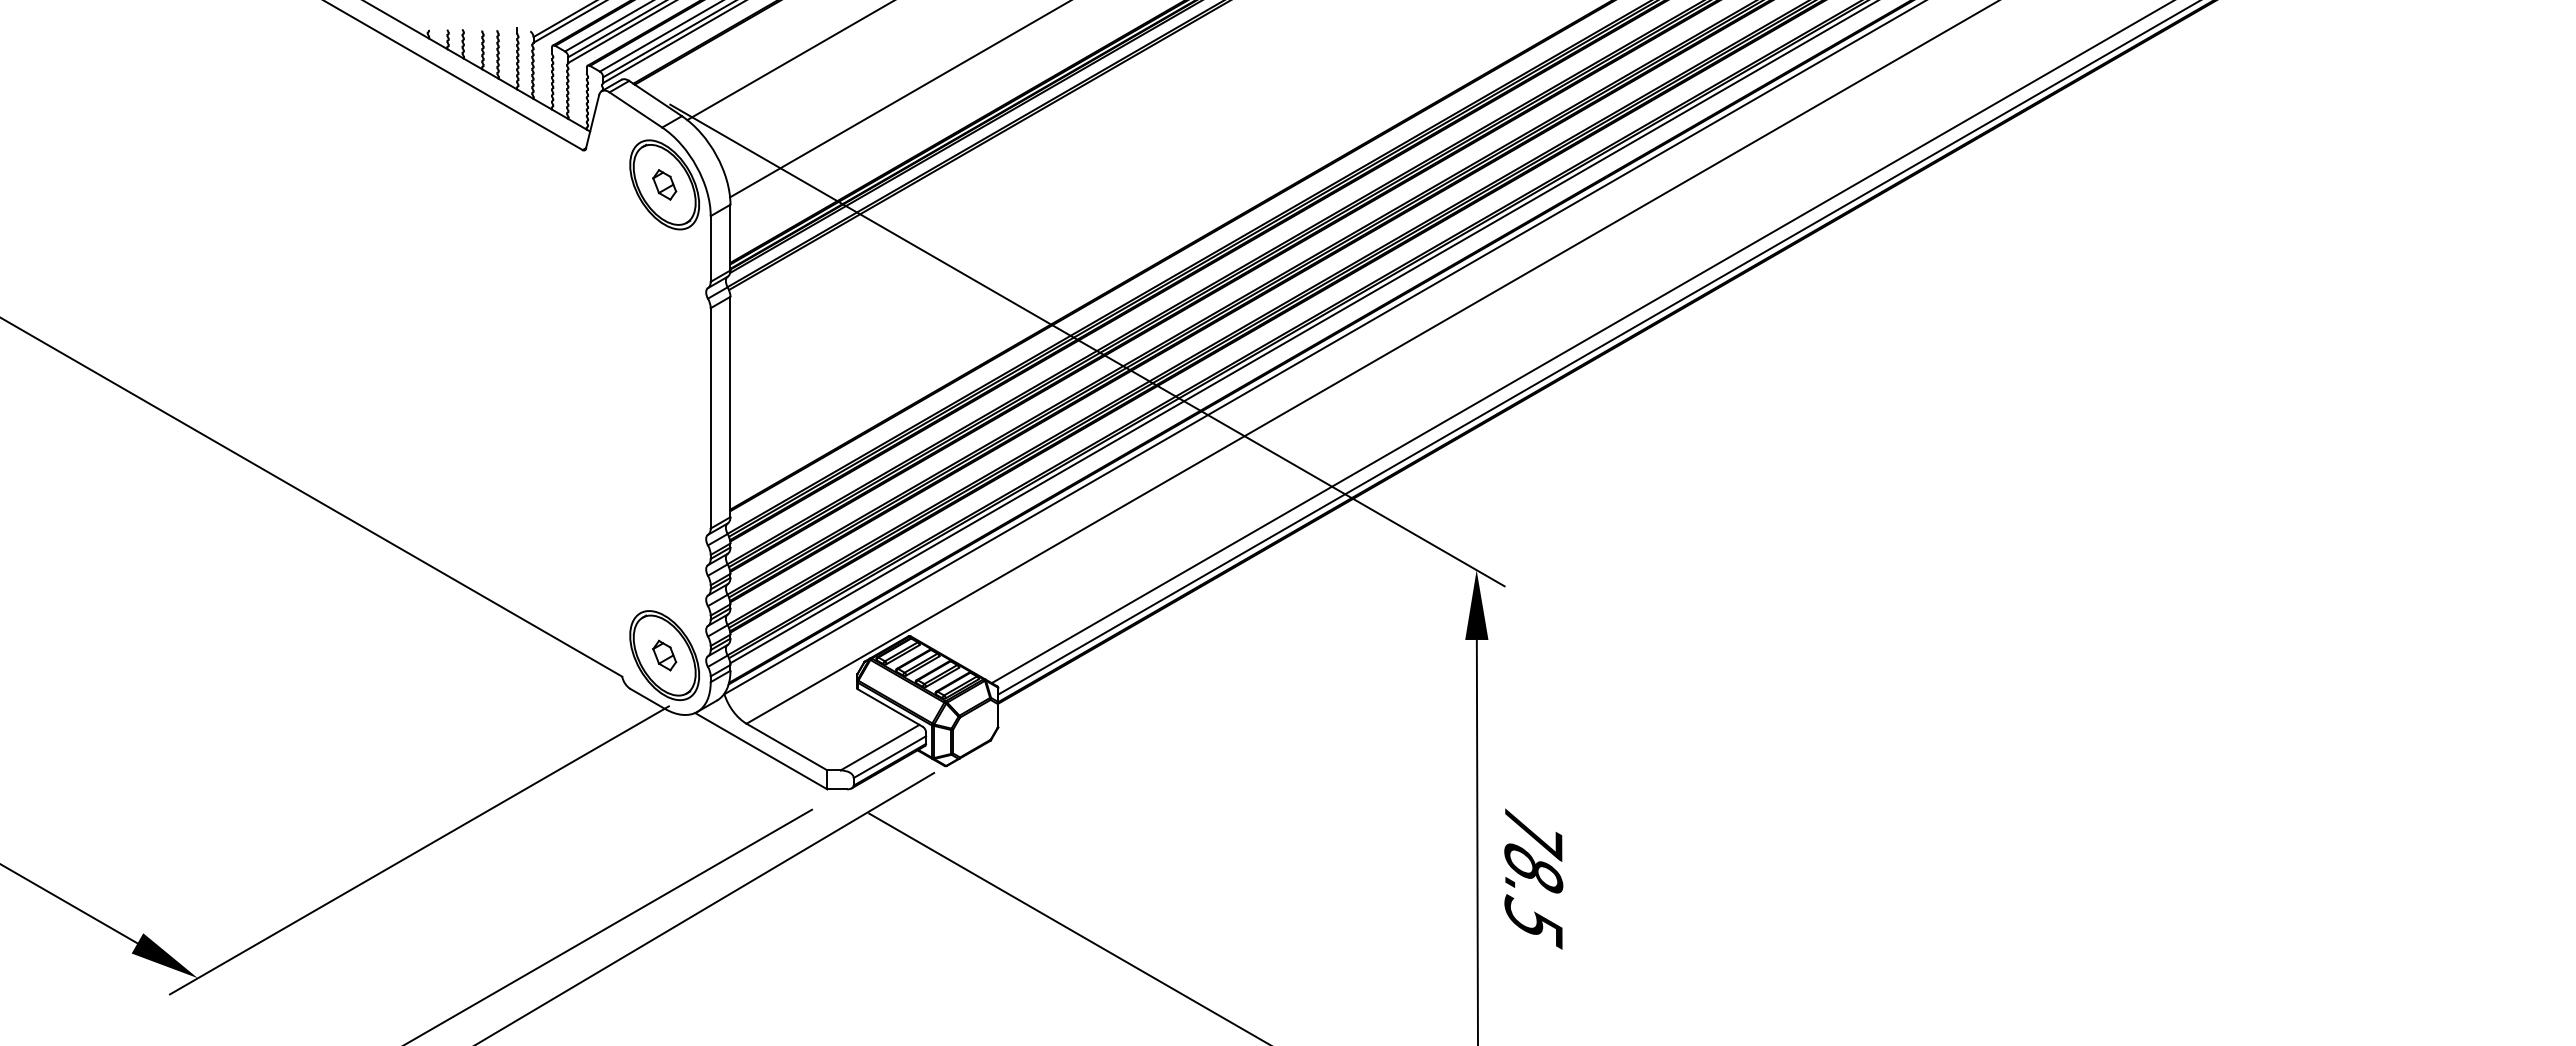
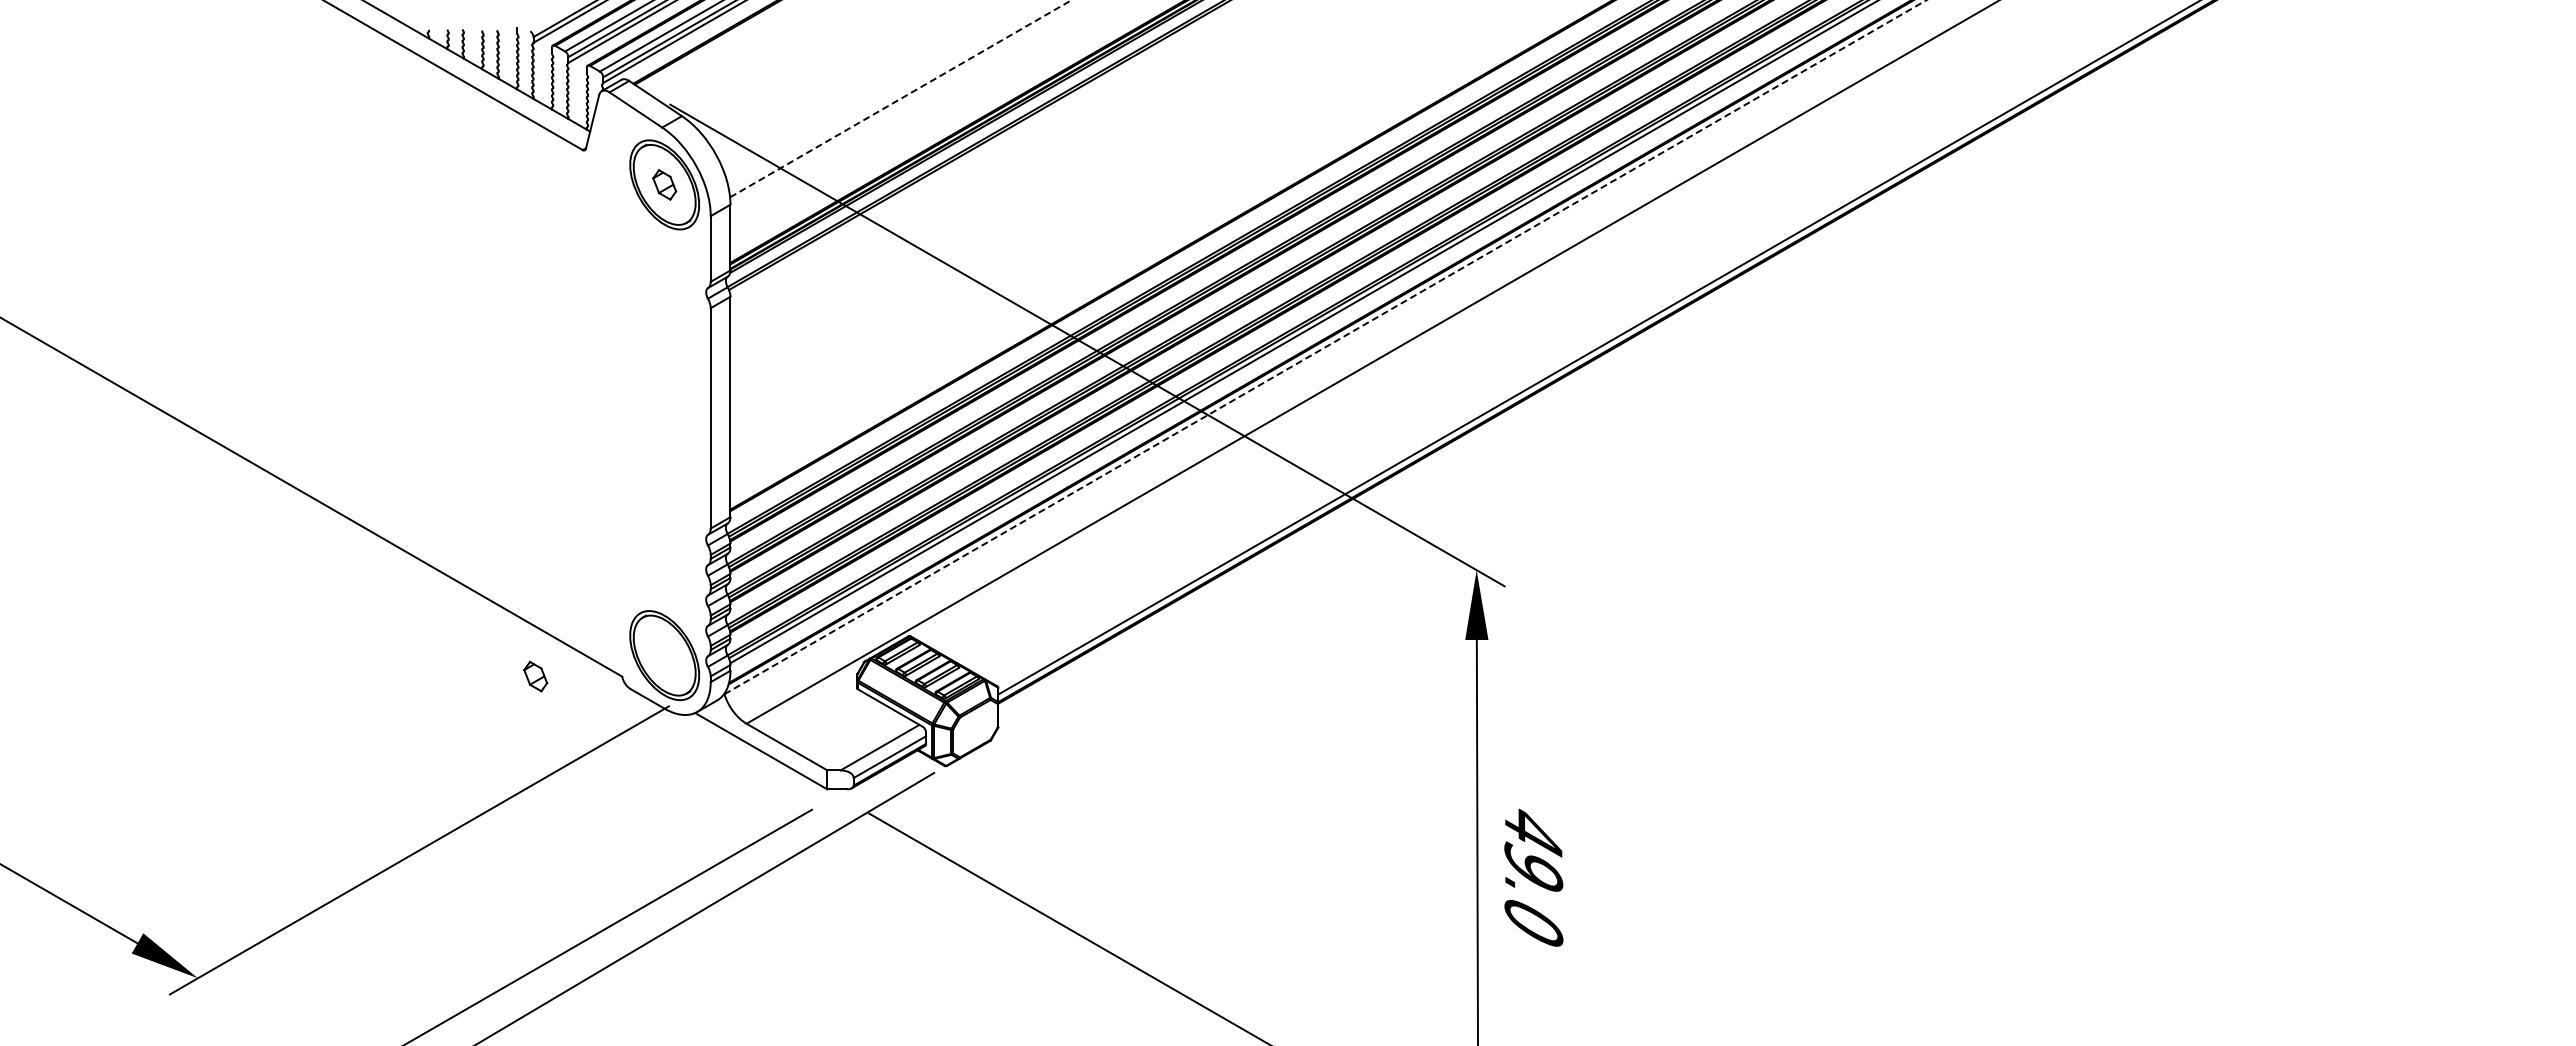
line: present -> none (789, 61)
line: solid -> dashed (900, 98)
line: present -> none (1580, 342)
line: solid -> dashed (1326, 346)
part position: (664, 655) -> (535, 676) (535, 676)
text: 78.5 -> 49.0 (1533, 878)
